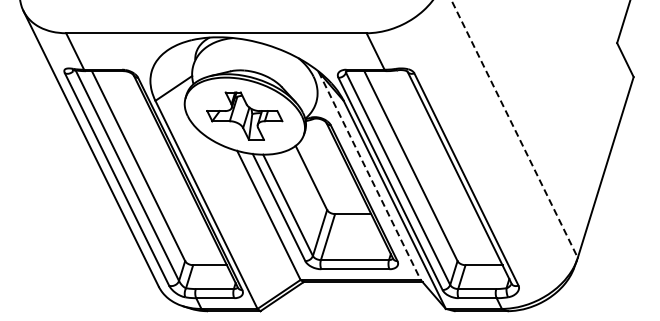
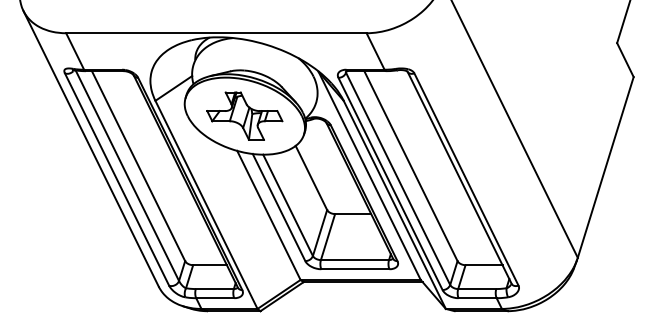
line: dashed -> solid (514, 128)
line: dashed -> solid (369, 175)
